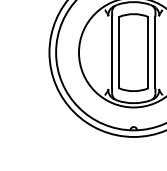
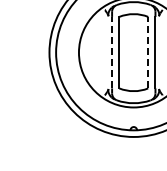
line: solid -> dashed (112, 52)
line: solid -> dashed (148, 52)
